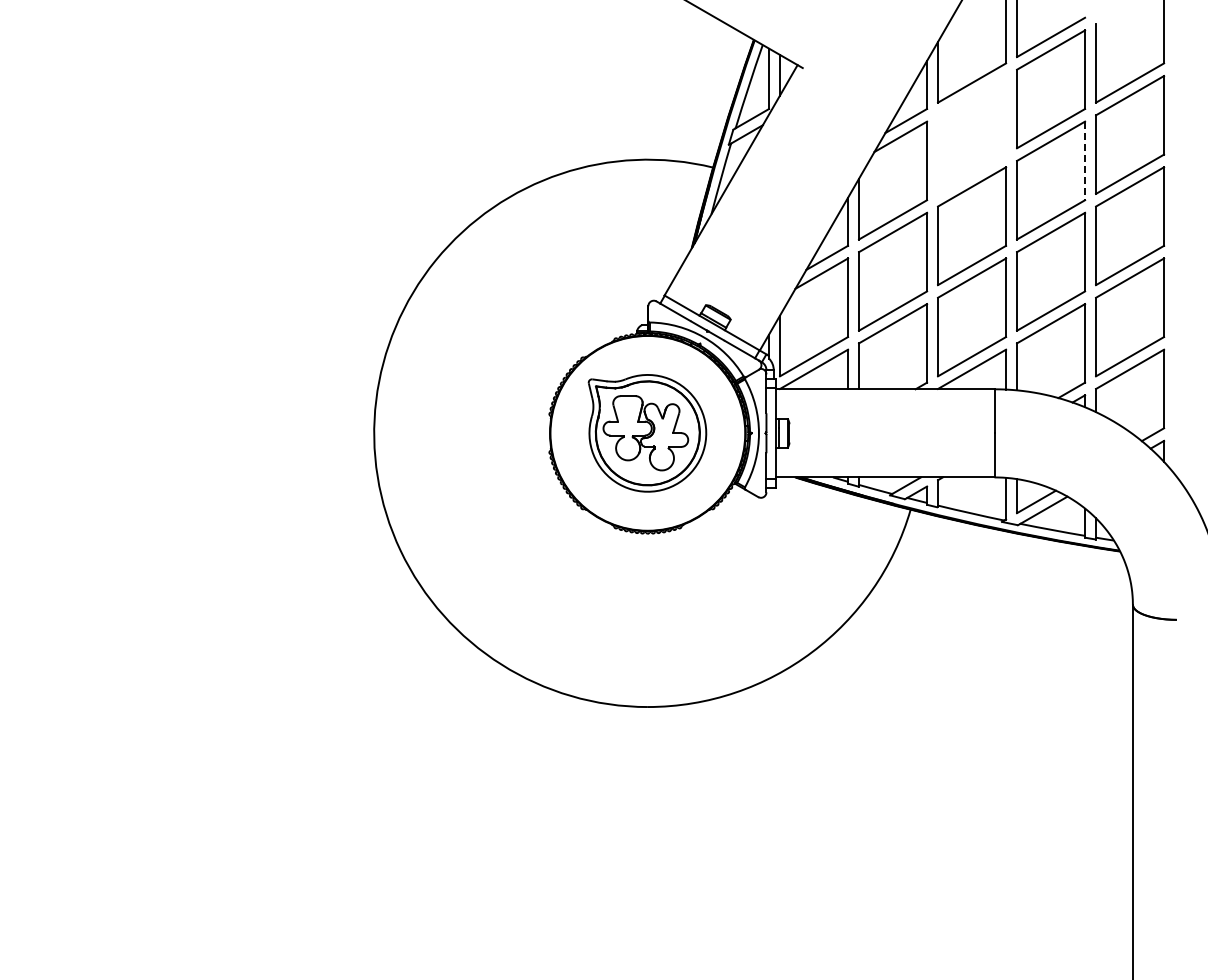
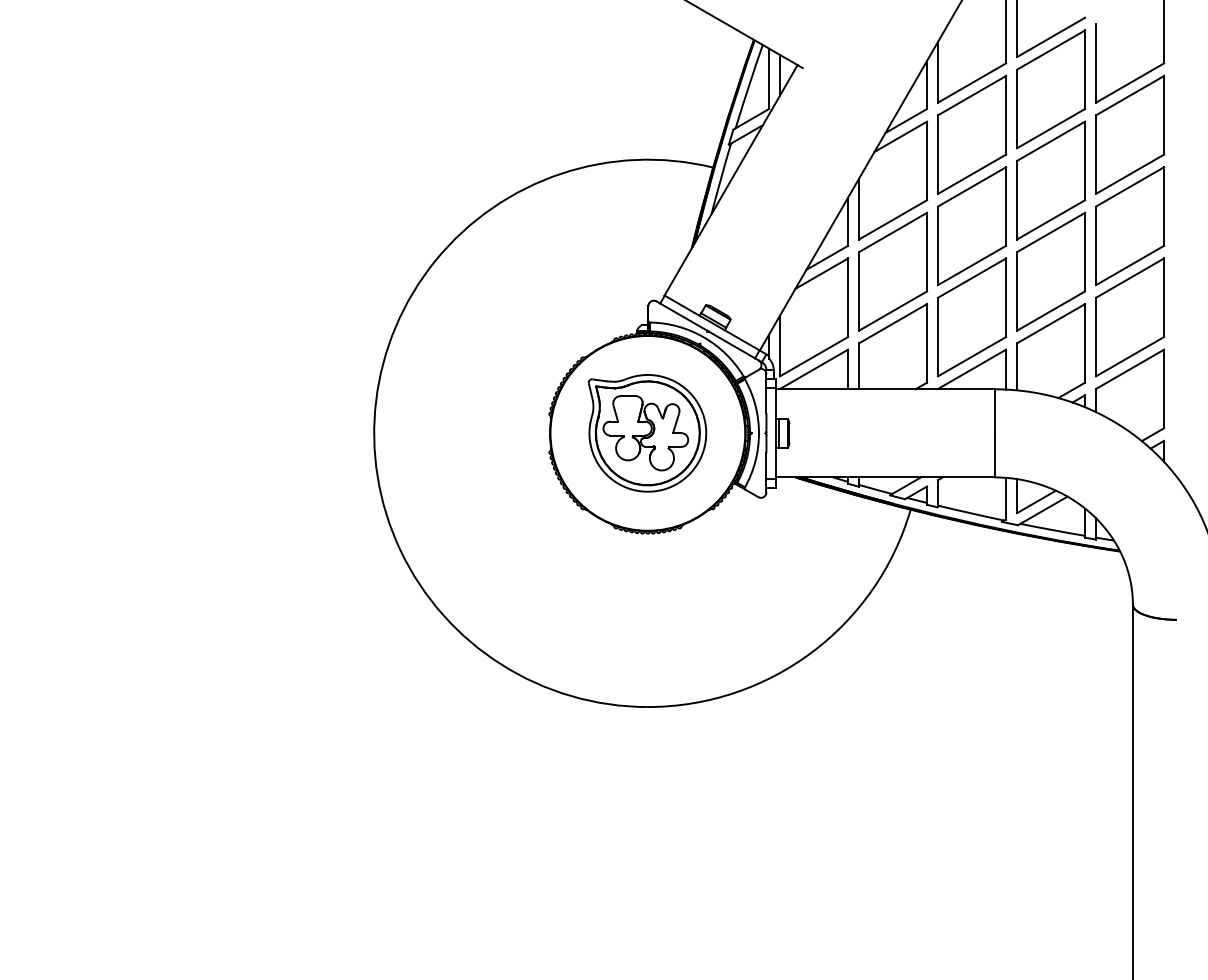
part: none -> present (972, 134)
line: dashed -> solid (1085, 161)
